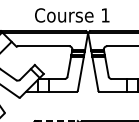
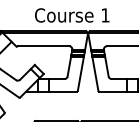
line: dashed -> solid (56, 121)
